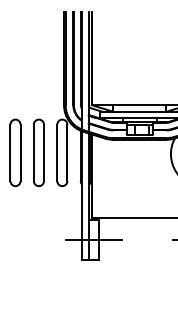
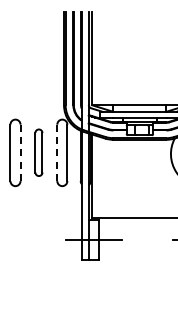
part size: 12x69 px -> 10x49 px (38, 152)
line: solid -> dashed (57, 152)
line: solid -> dashed (20, 153)
